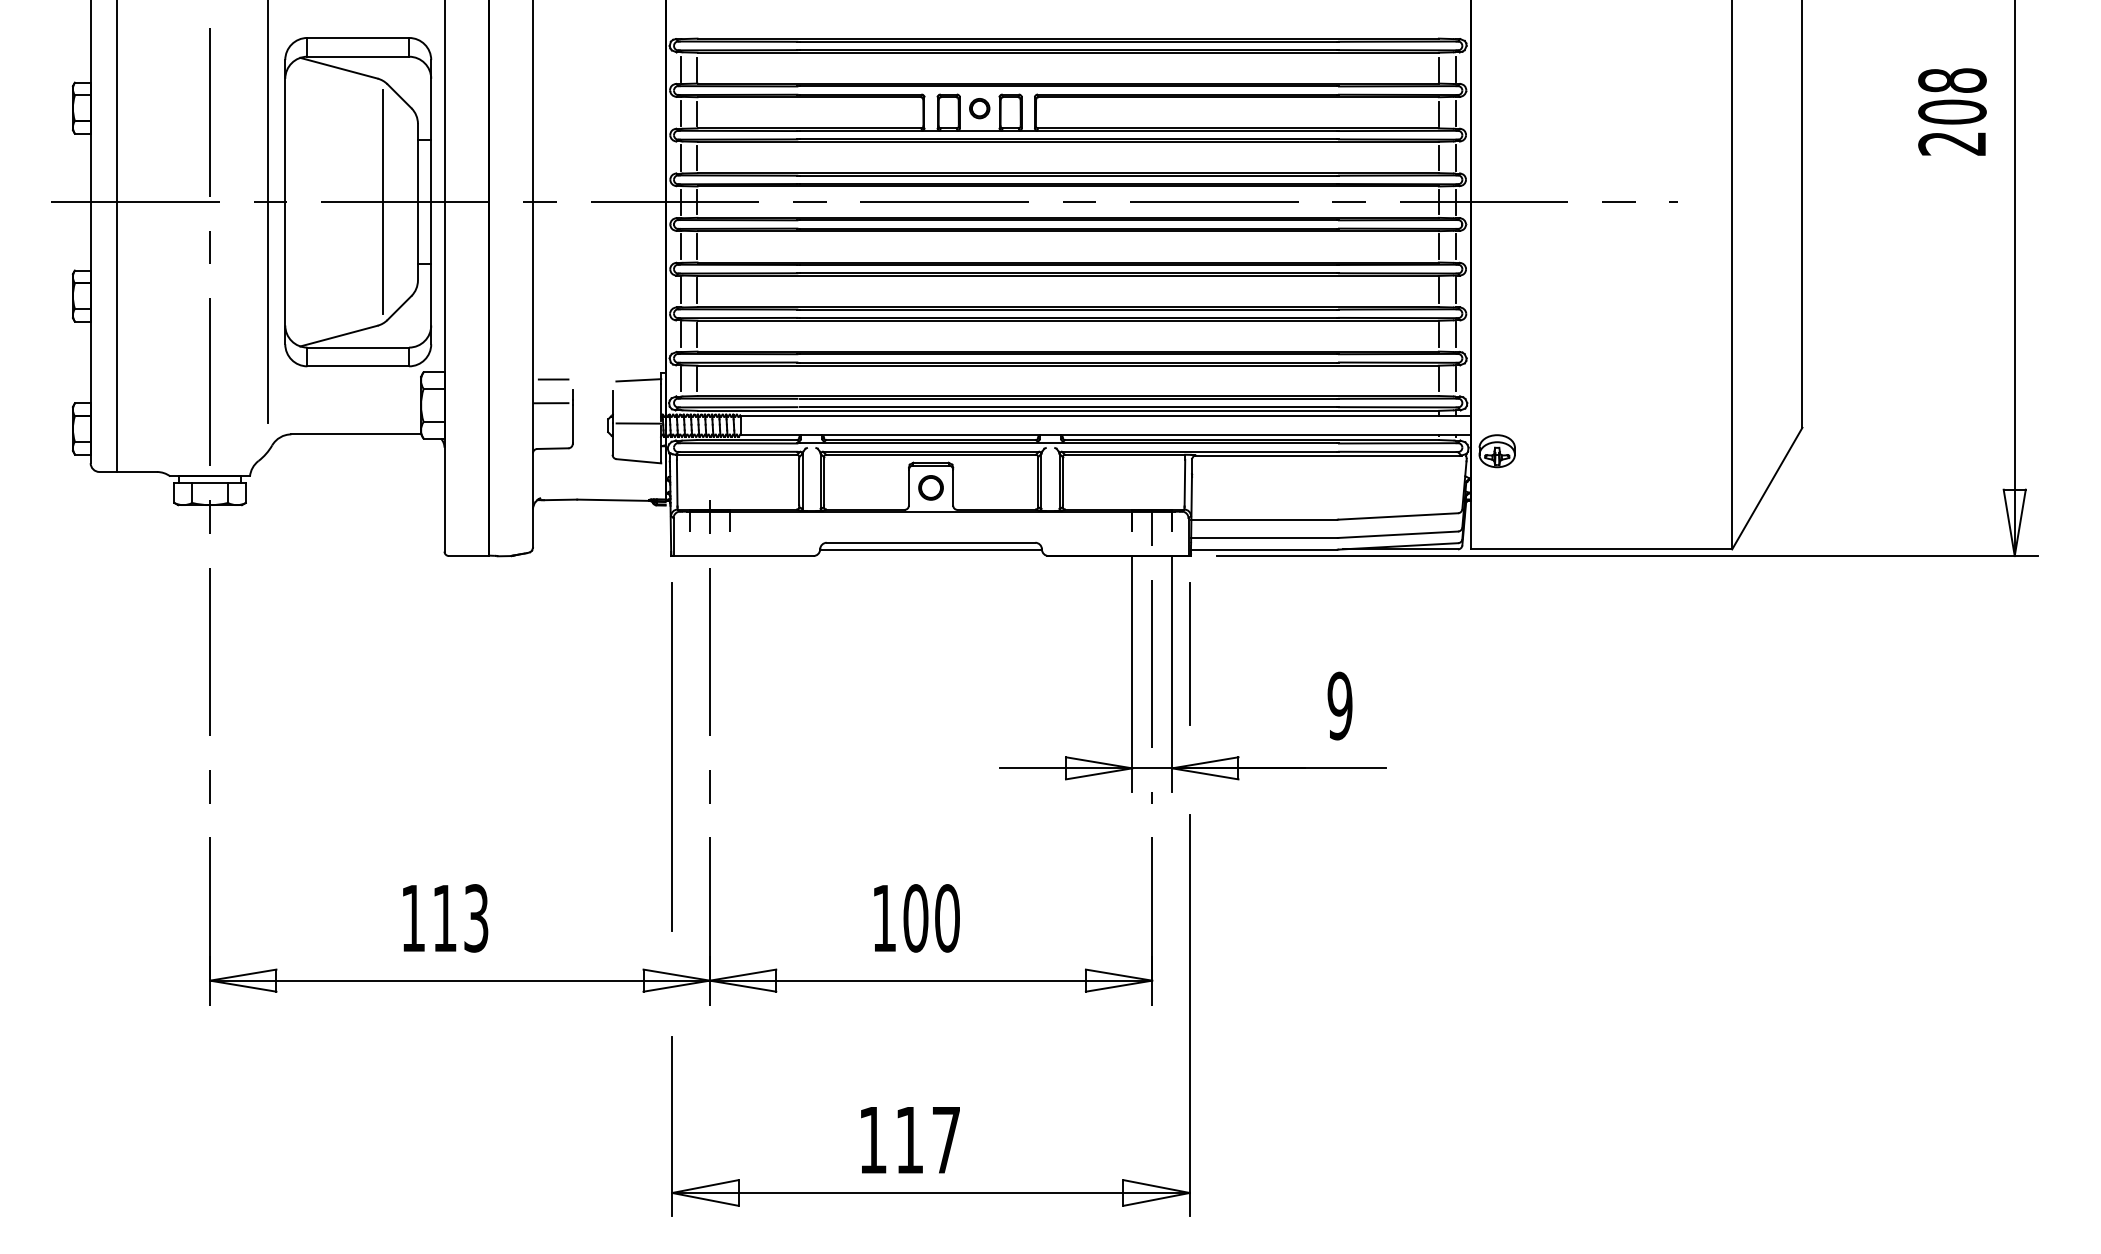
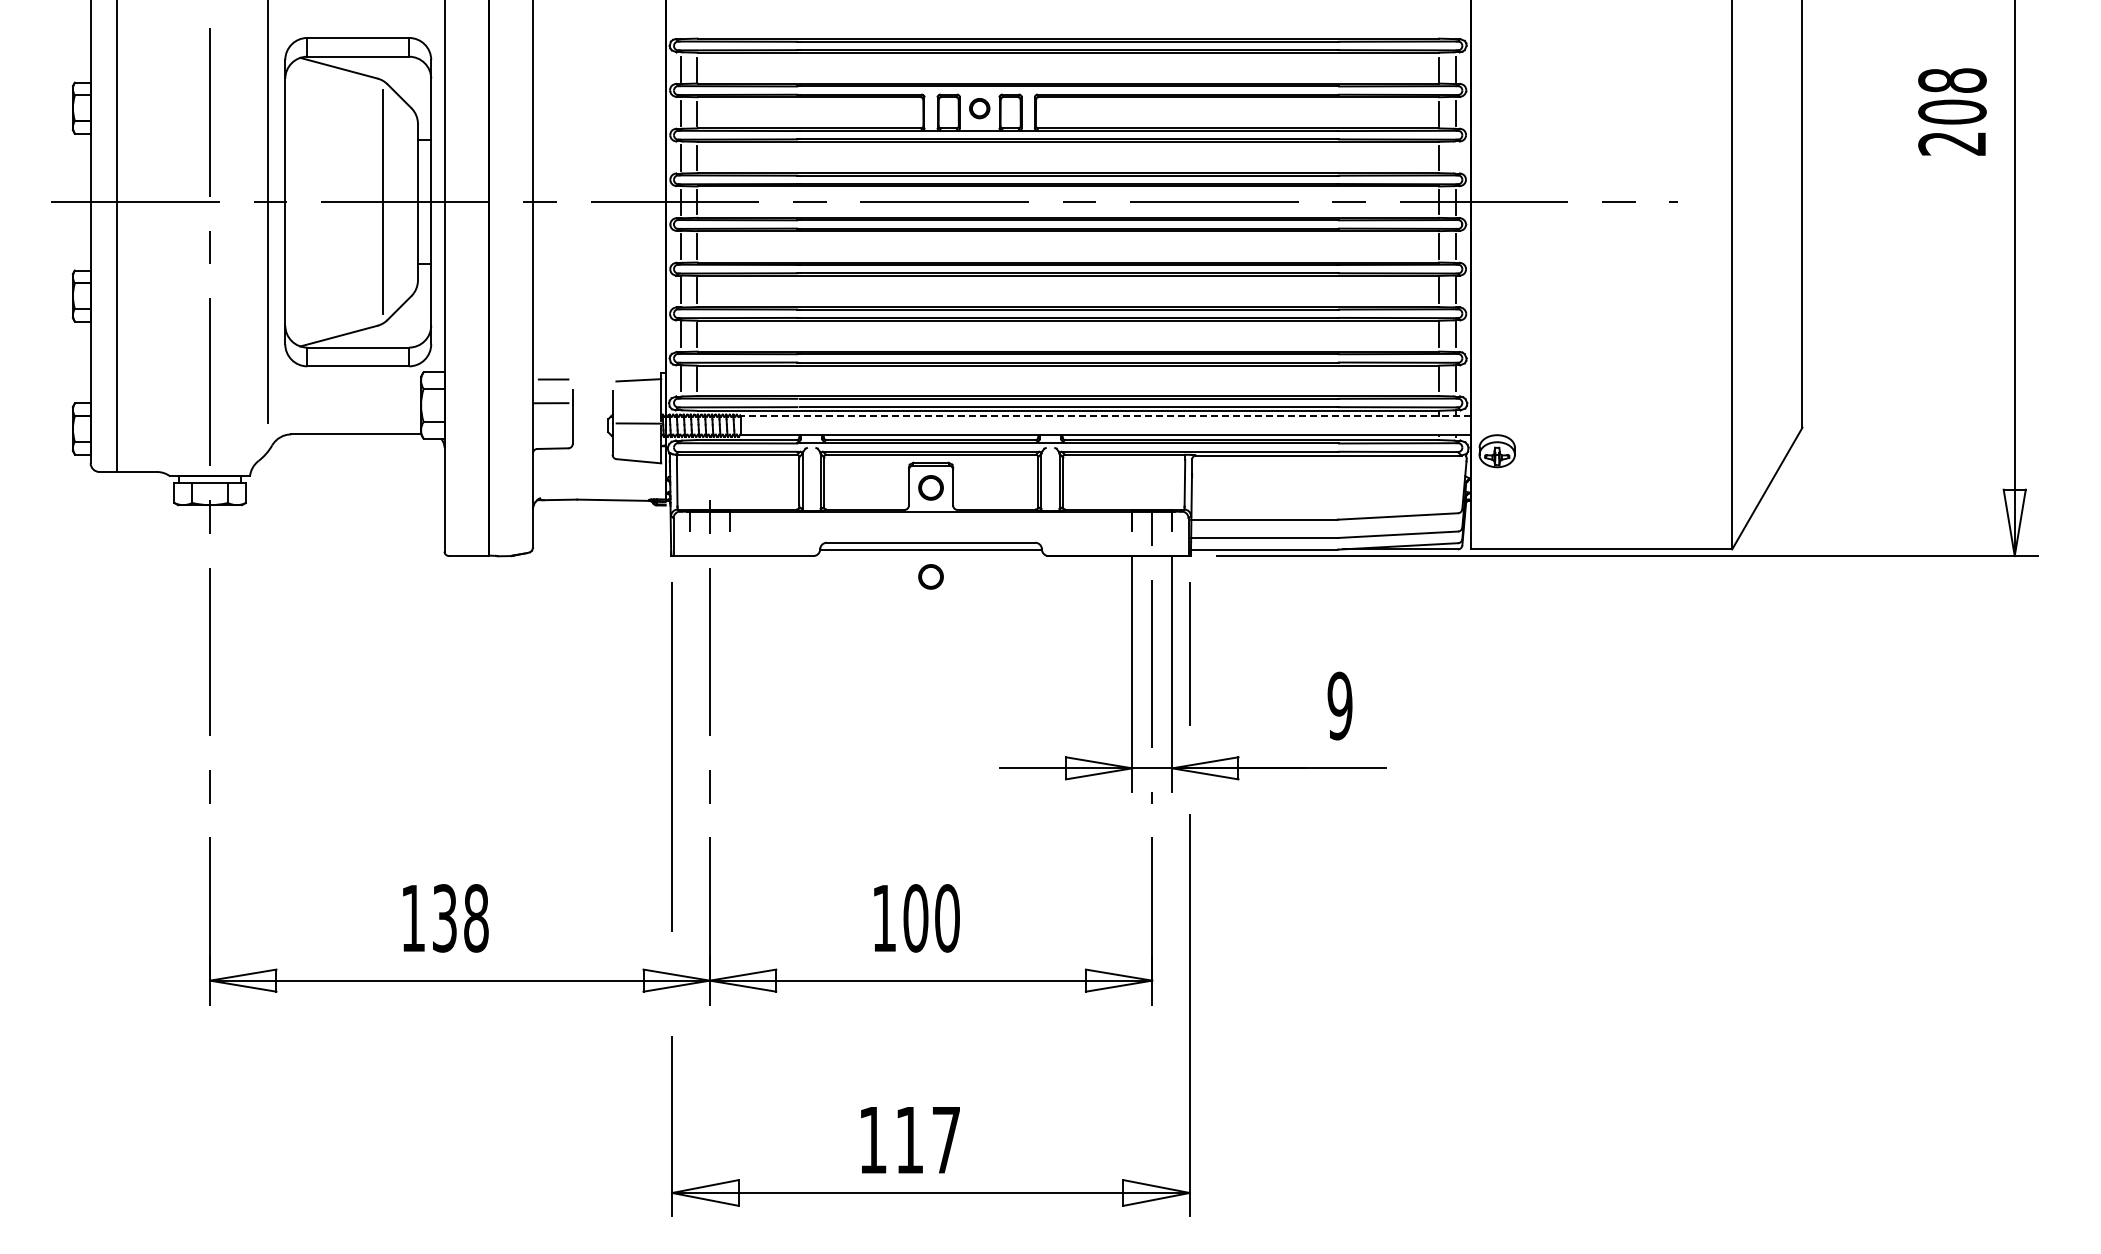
line: present -> none (1455, 157)
line: solid -> dashed (1105, 416)
part: none -> present (930, 576)
text: 113 -> 138 (460, 918)
